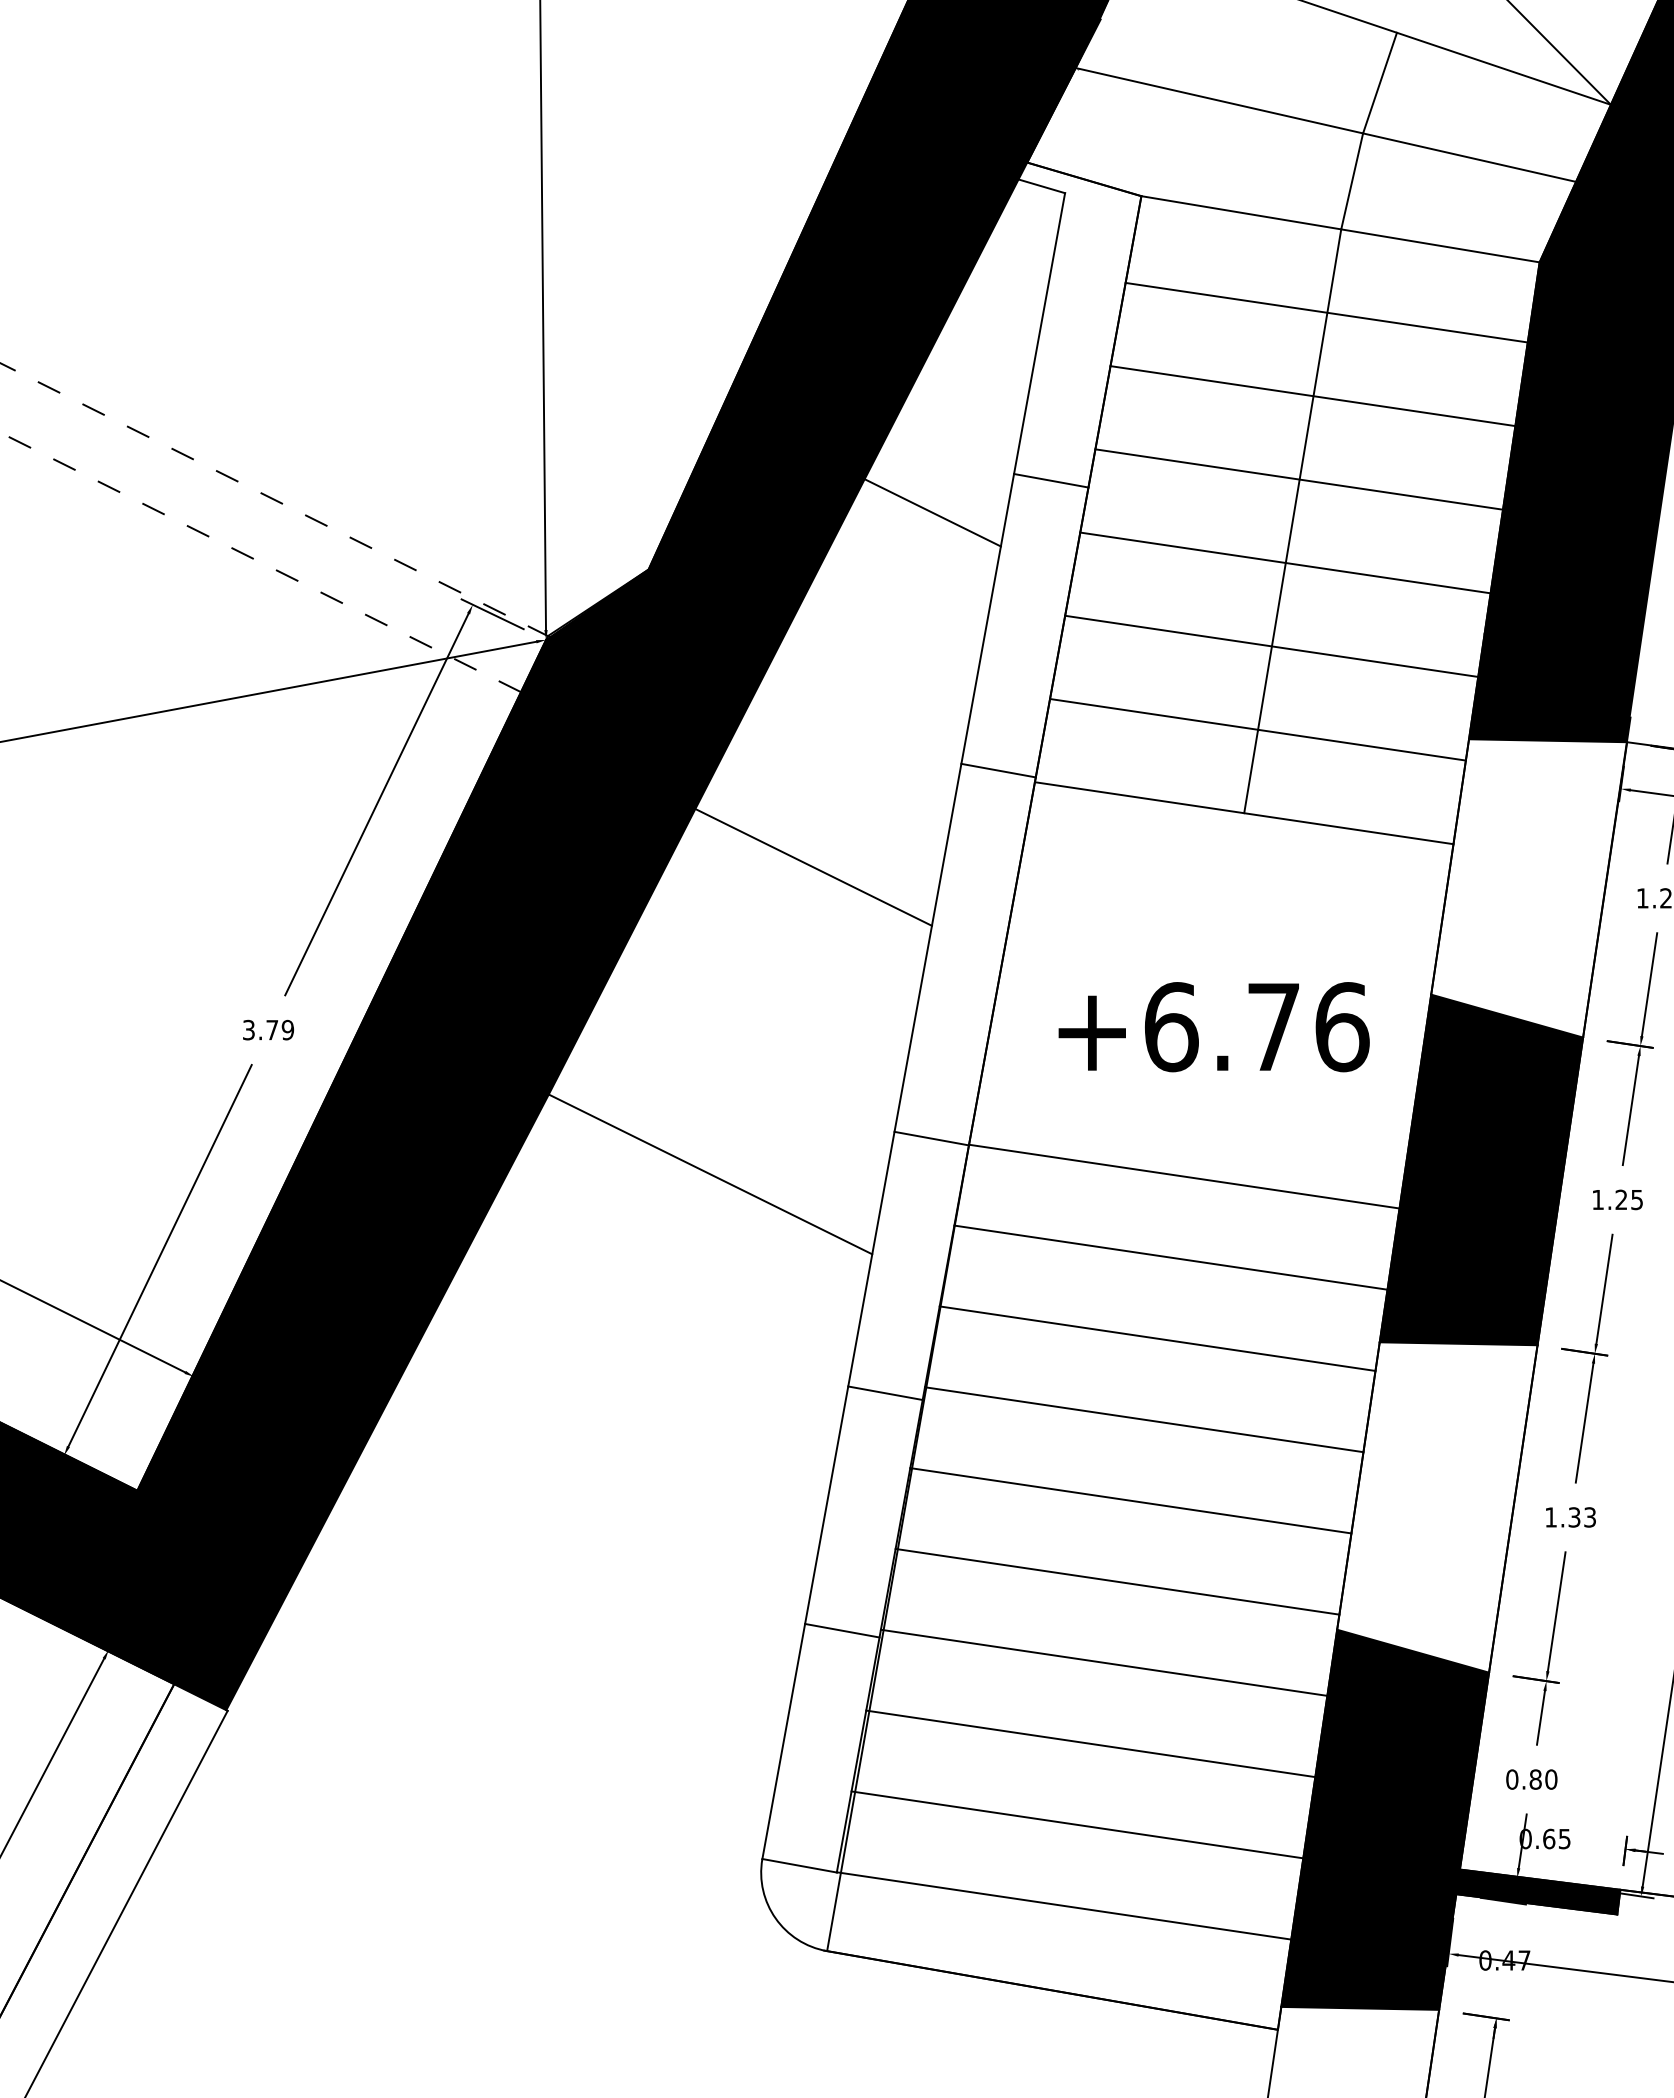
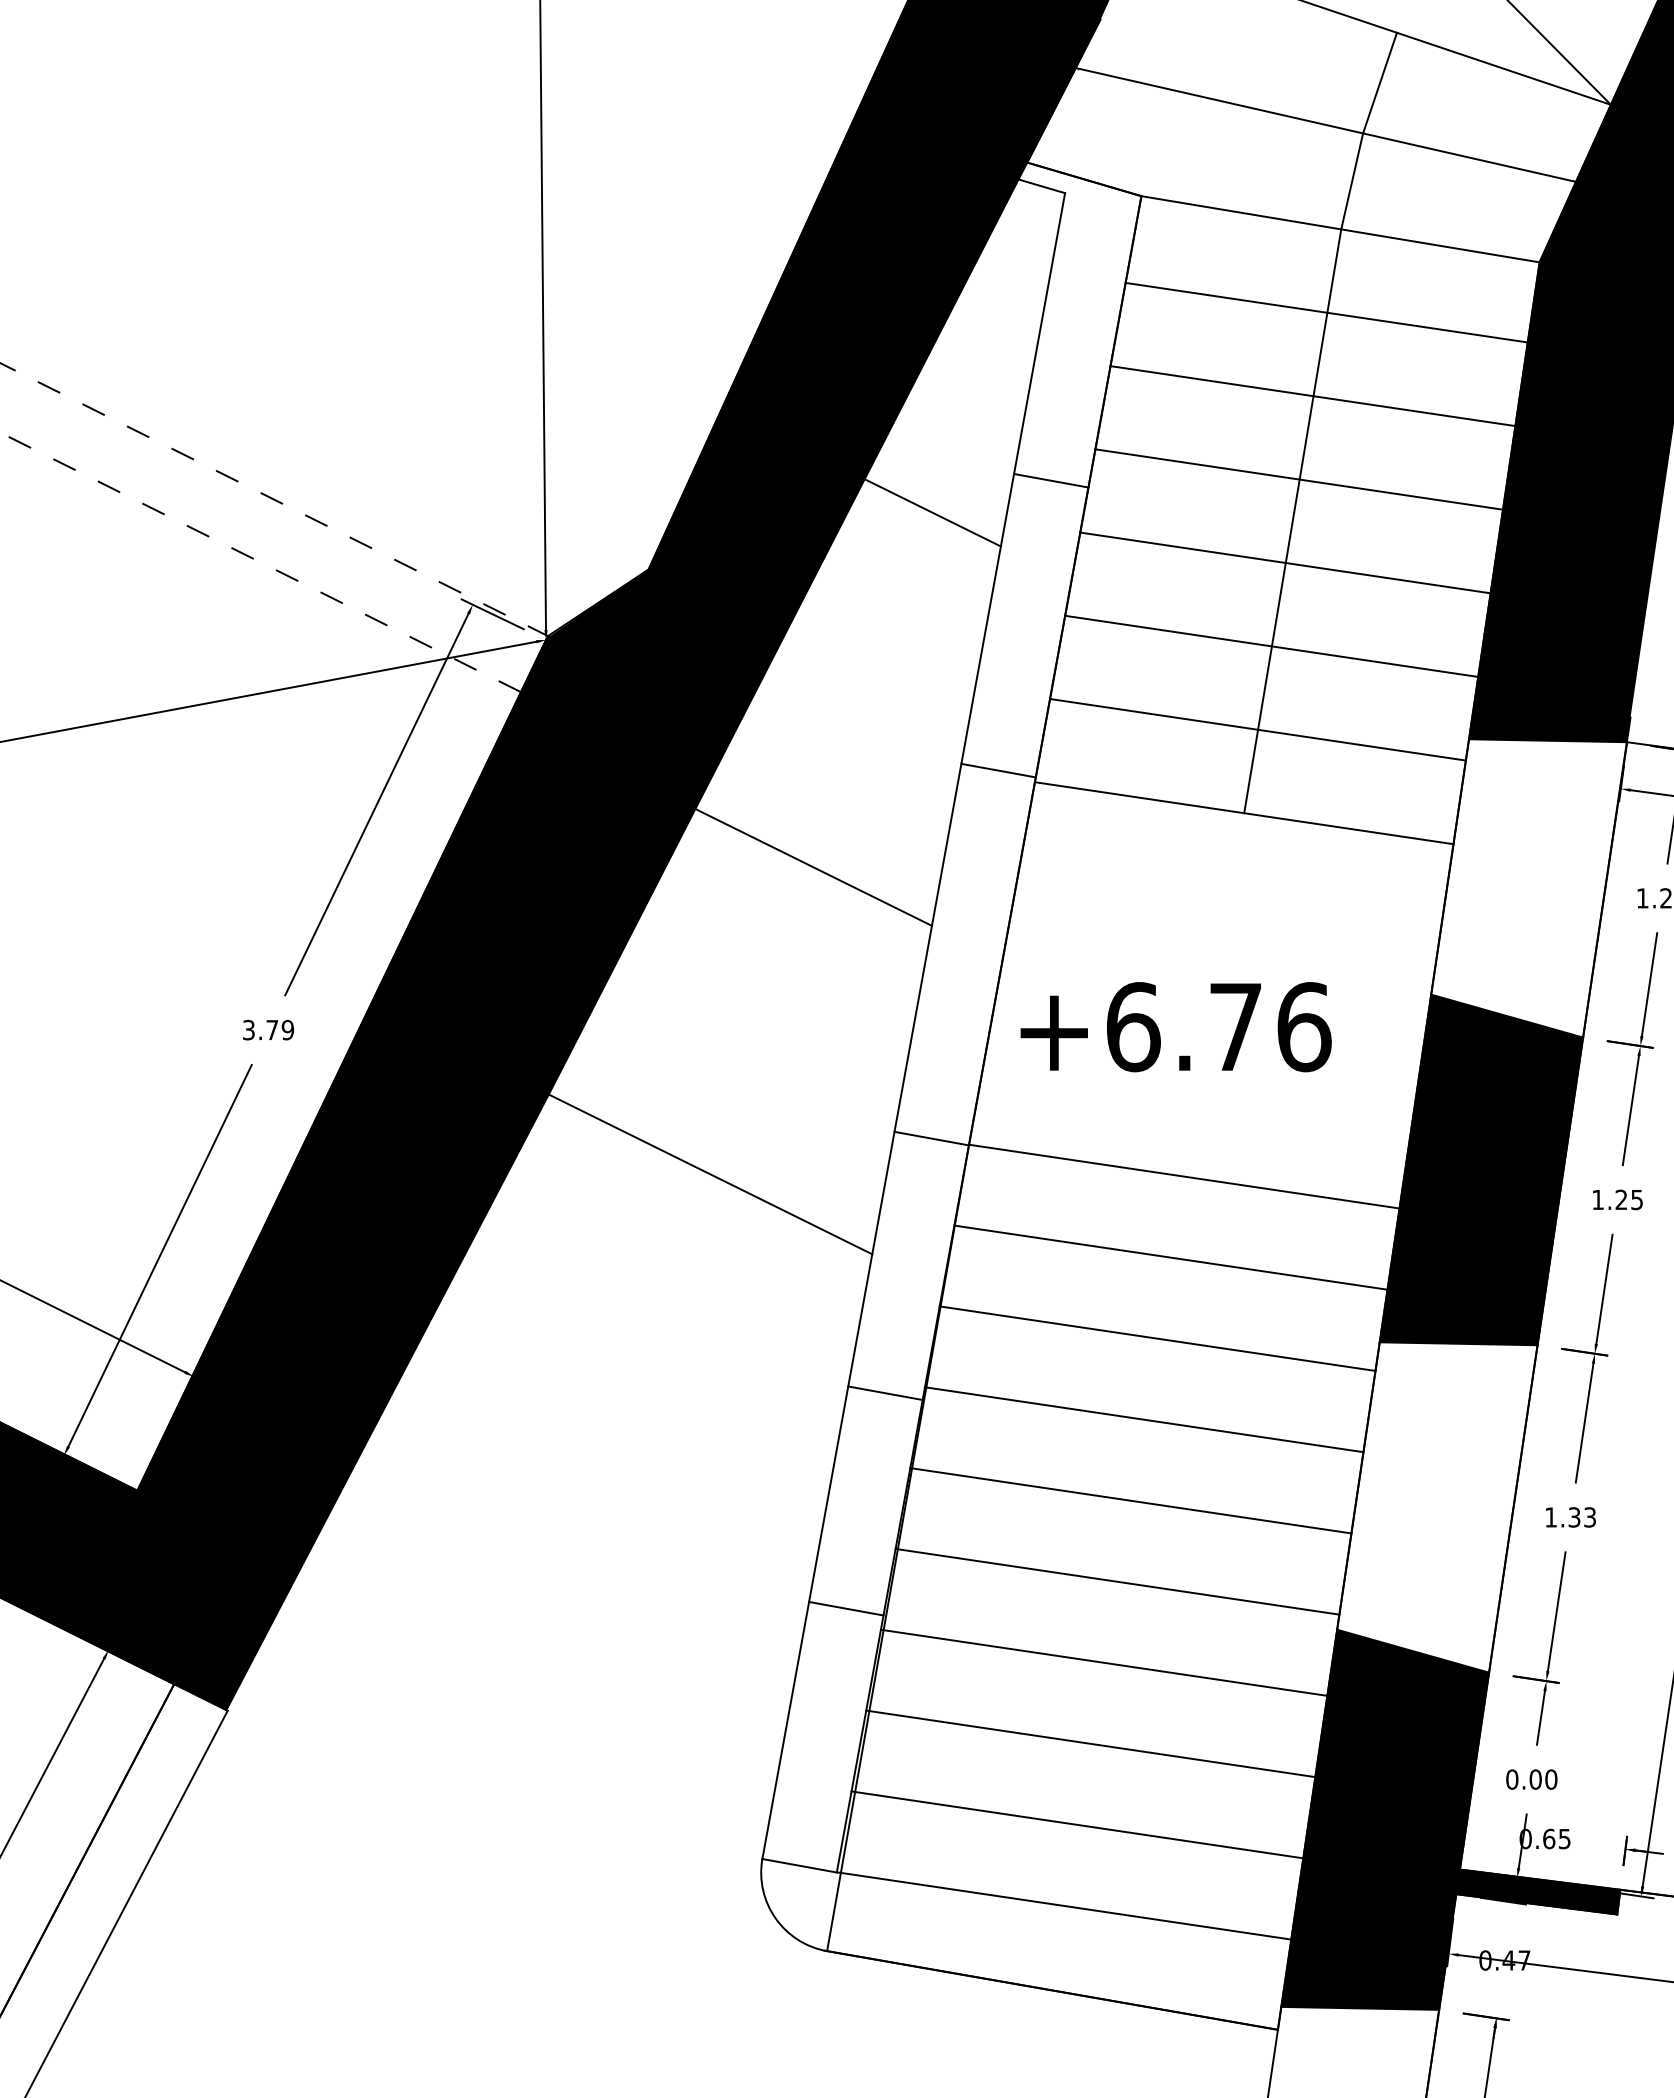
text position: (1213, 1027) -> (1175, 1027) (1175, 1027)
line position: (842, 1630) -> (846, 1608) (846, 1608)
text: 0.80 -> 0.00 (1535, 1779)
